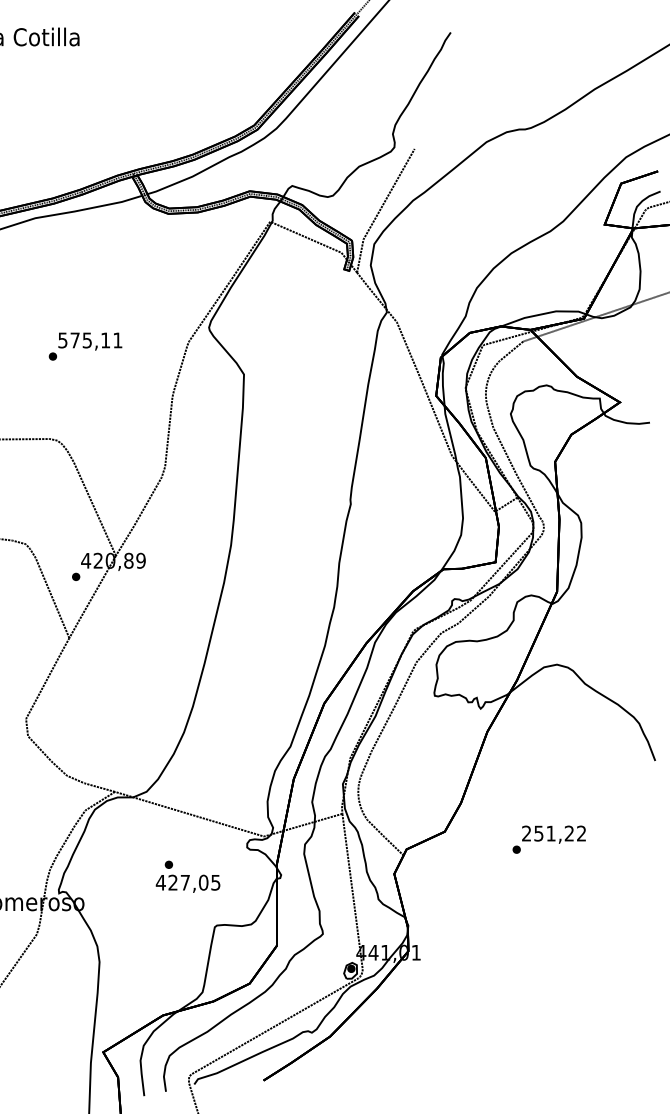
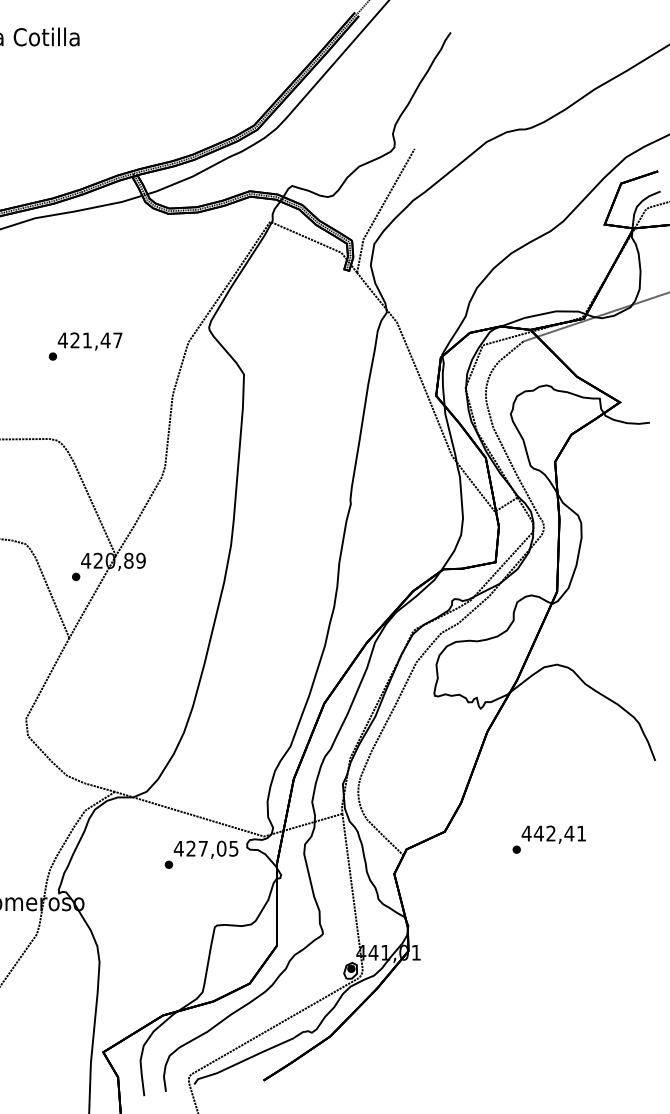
text: 575,11 -> 421,47 (89, 340)
text: 251,22 -> 442,41 (553, 833)
text position: (187, 883) -> (205, 849) (205, 849)
